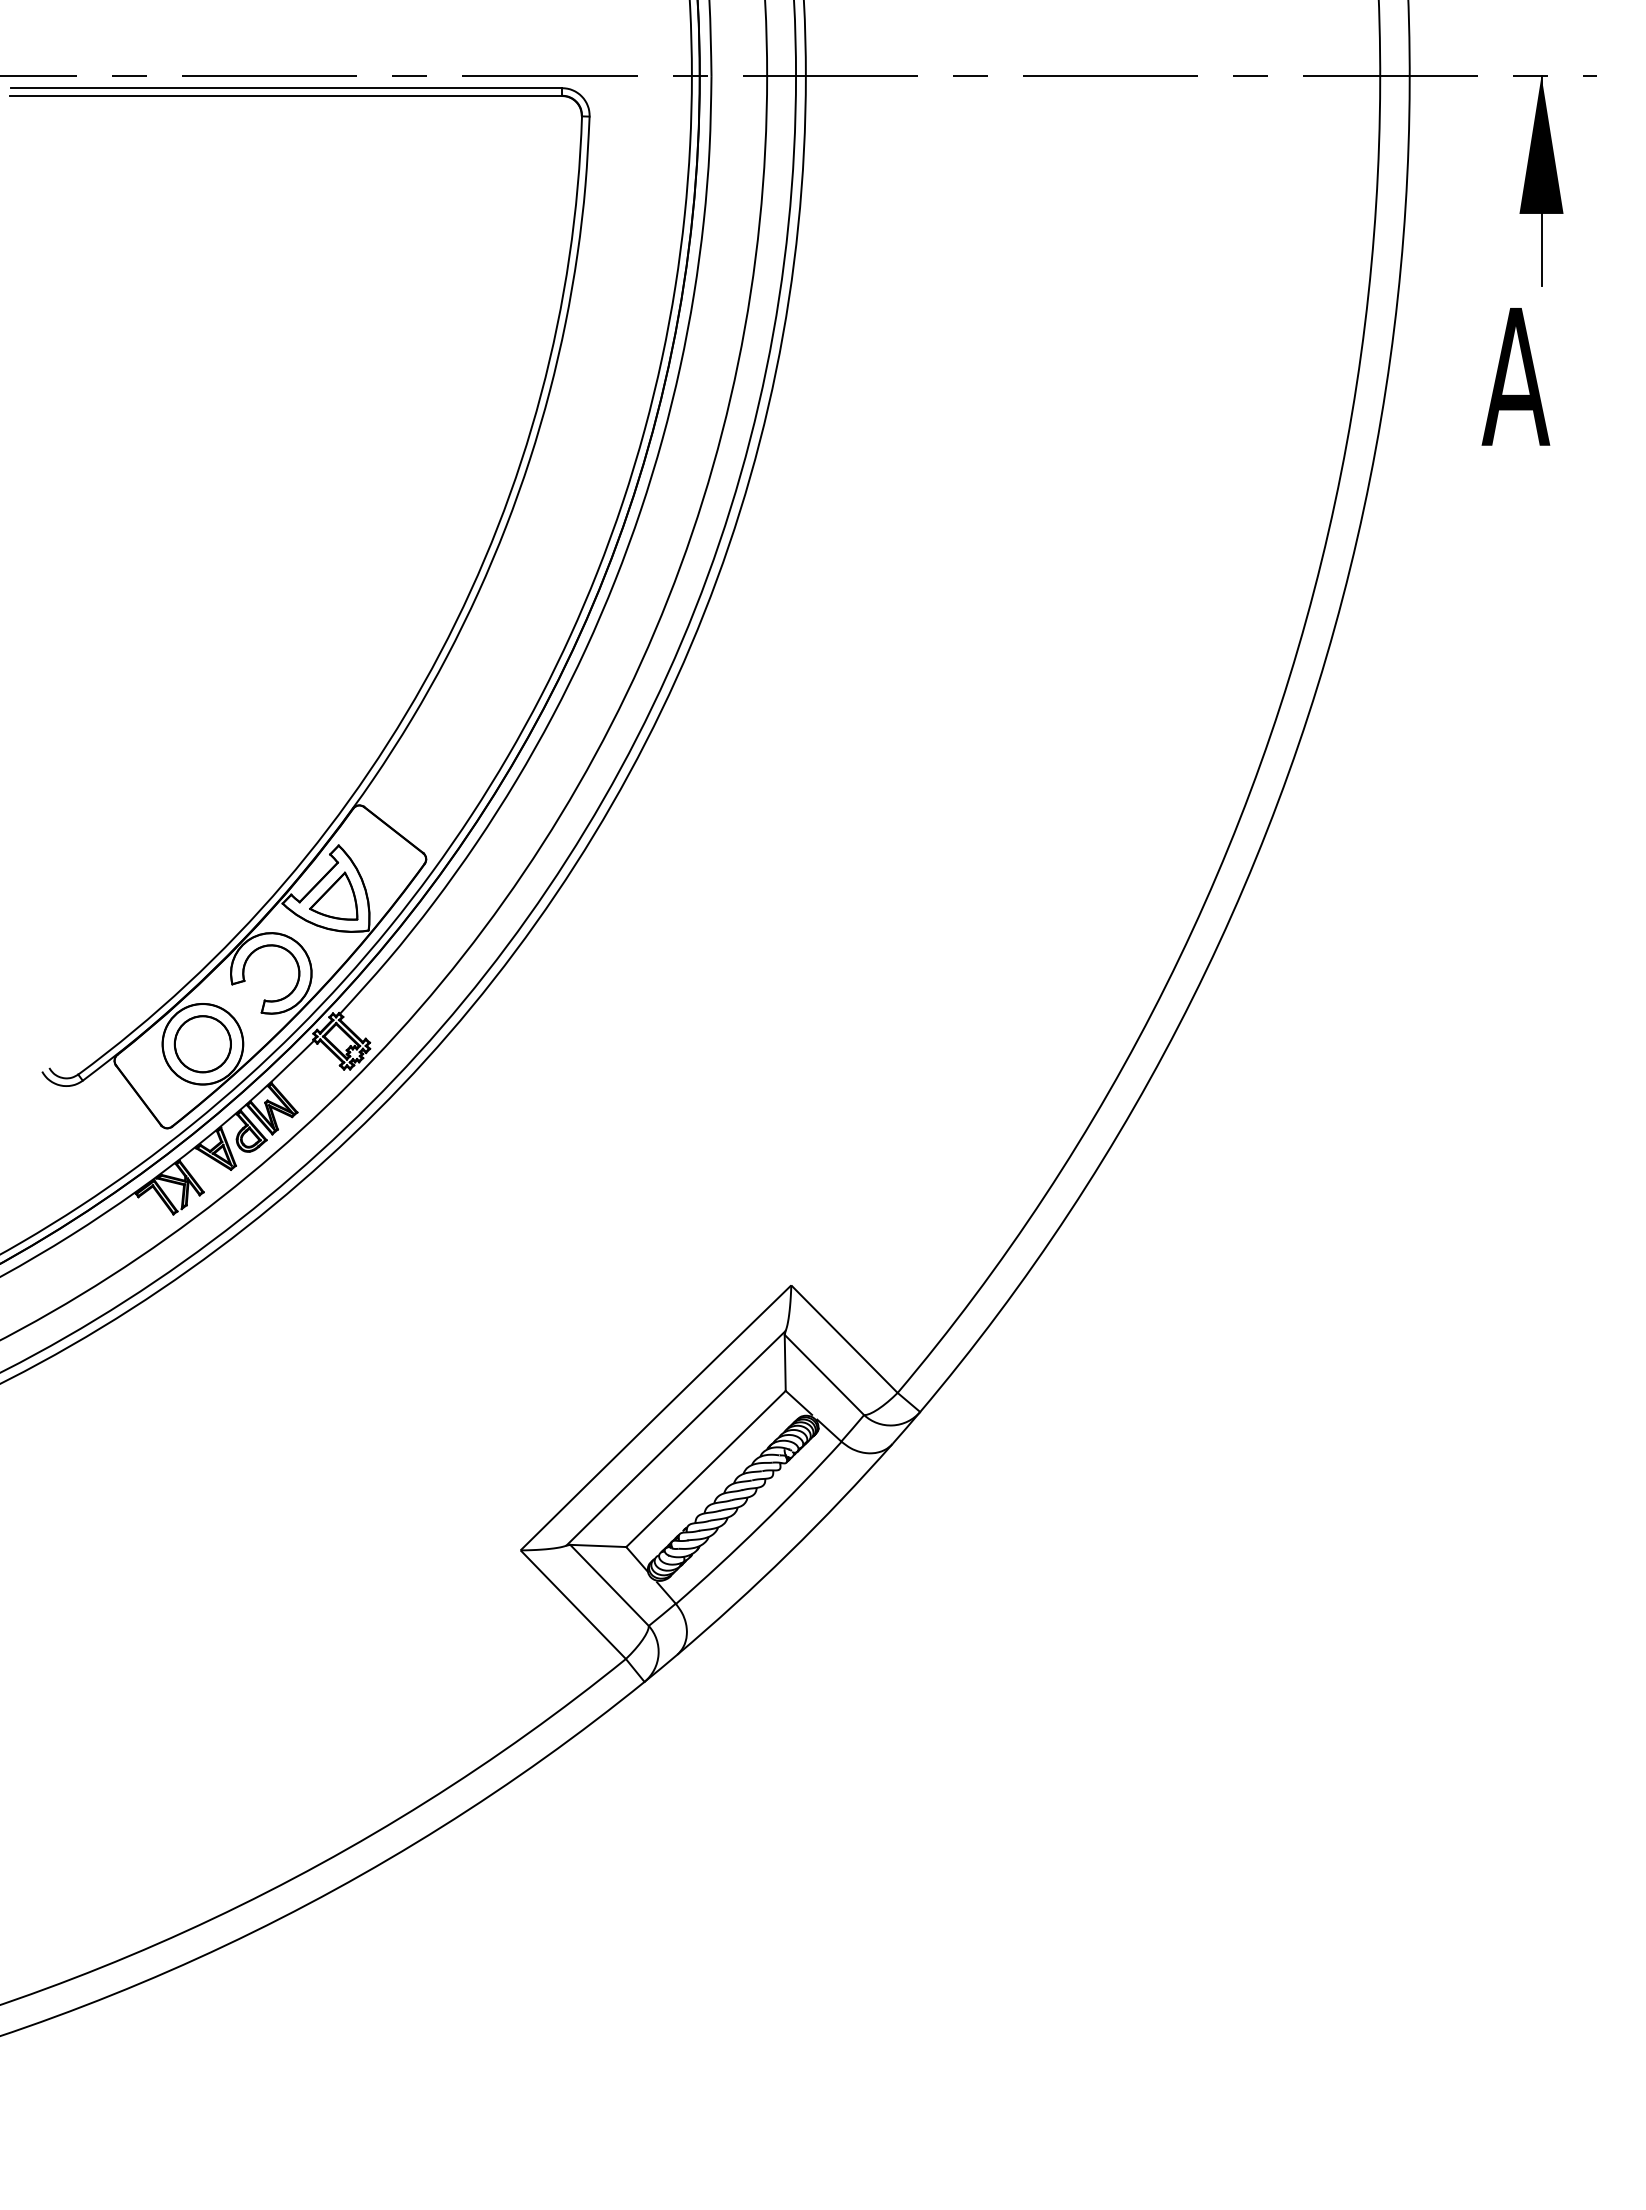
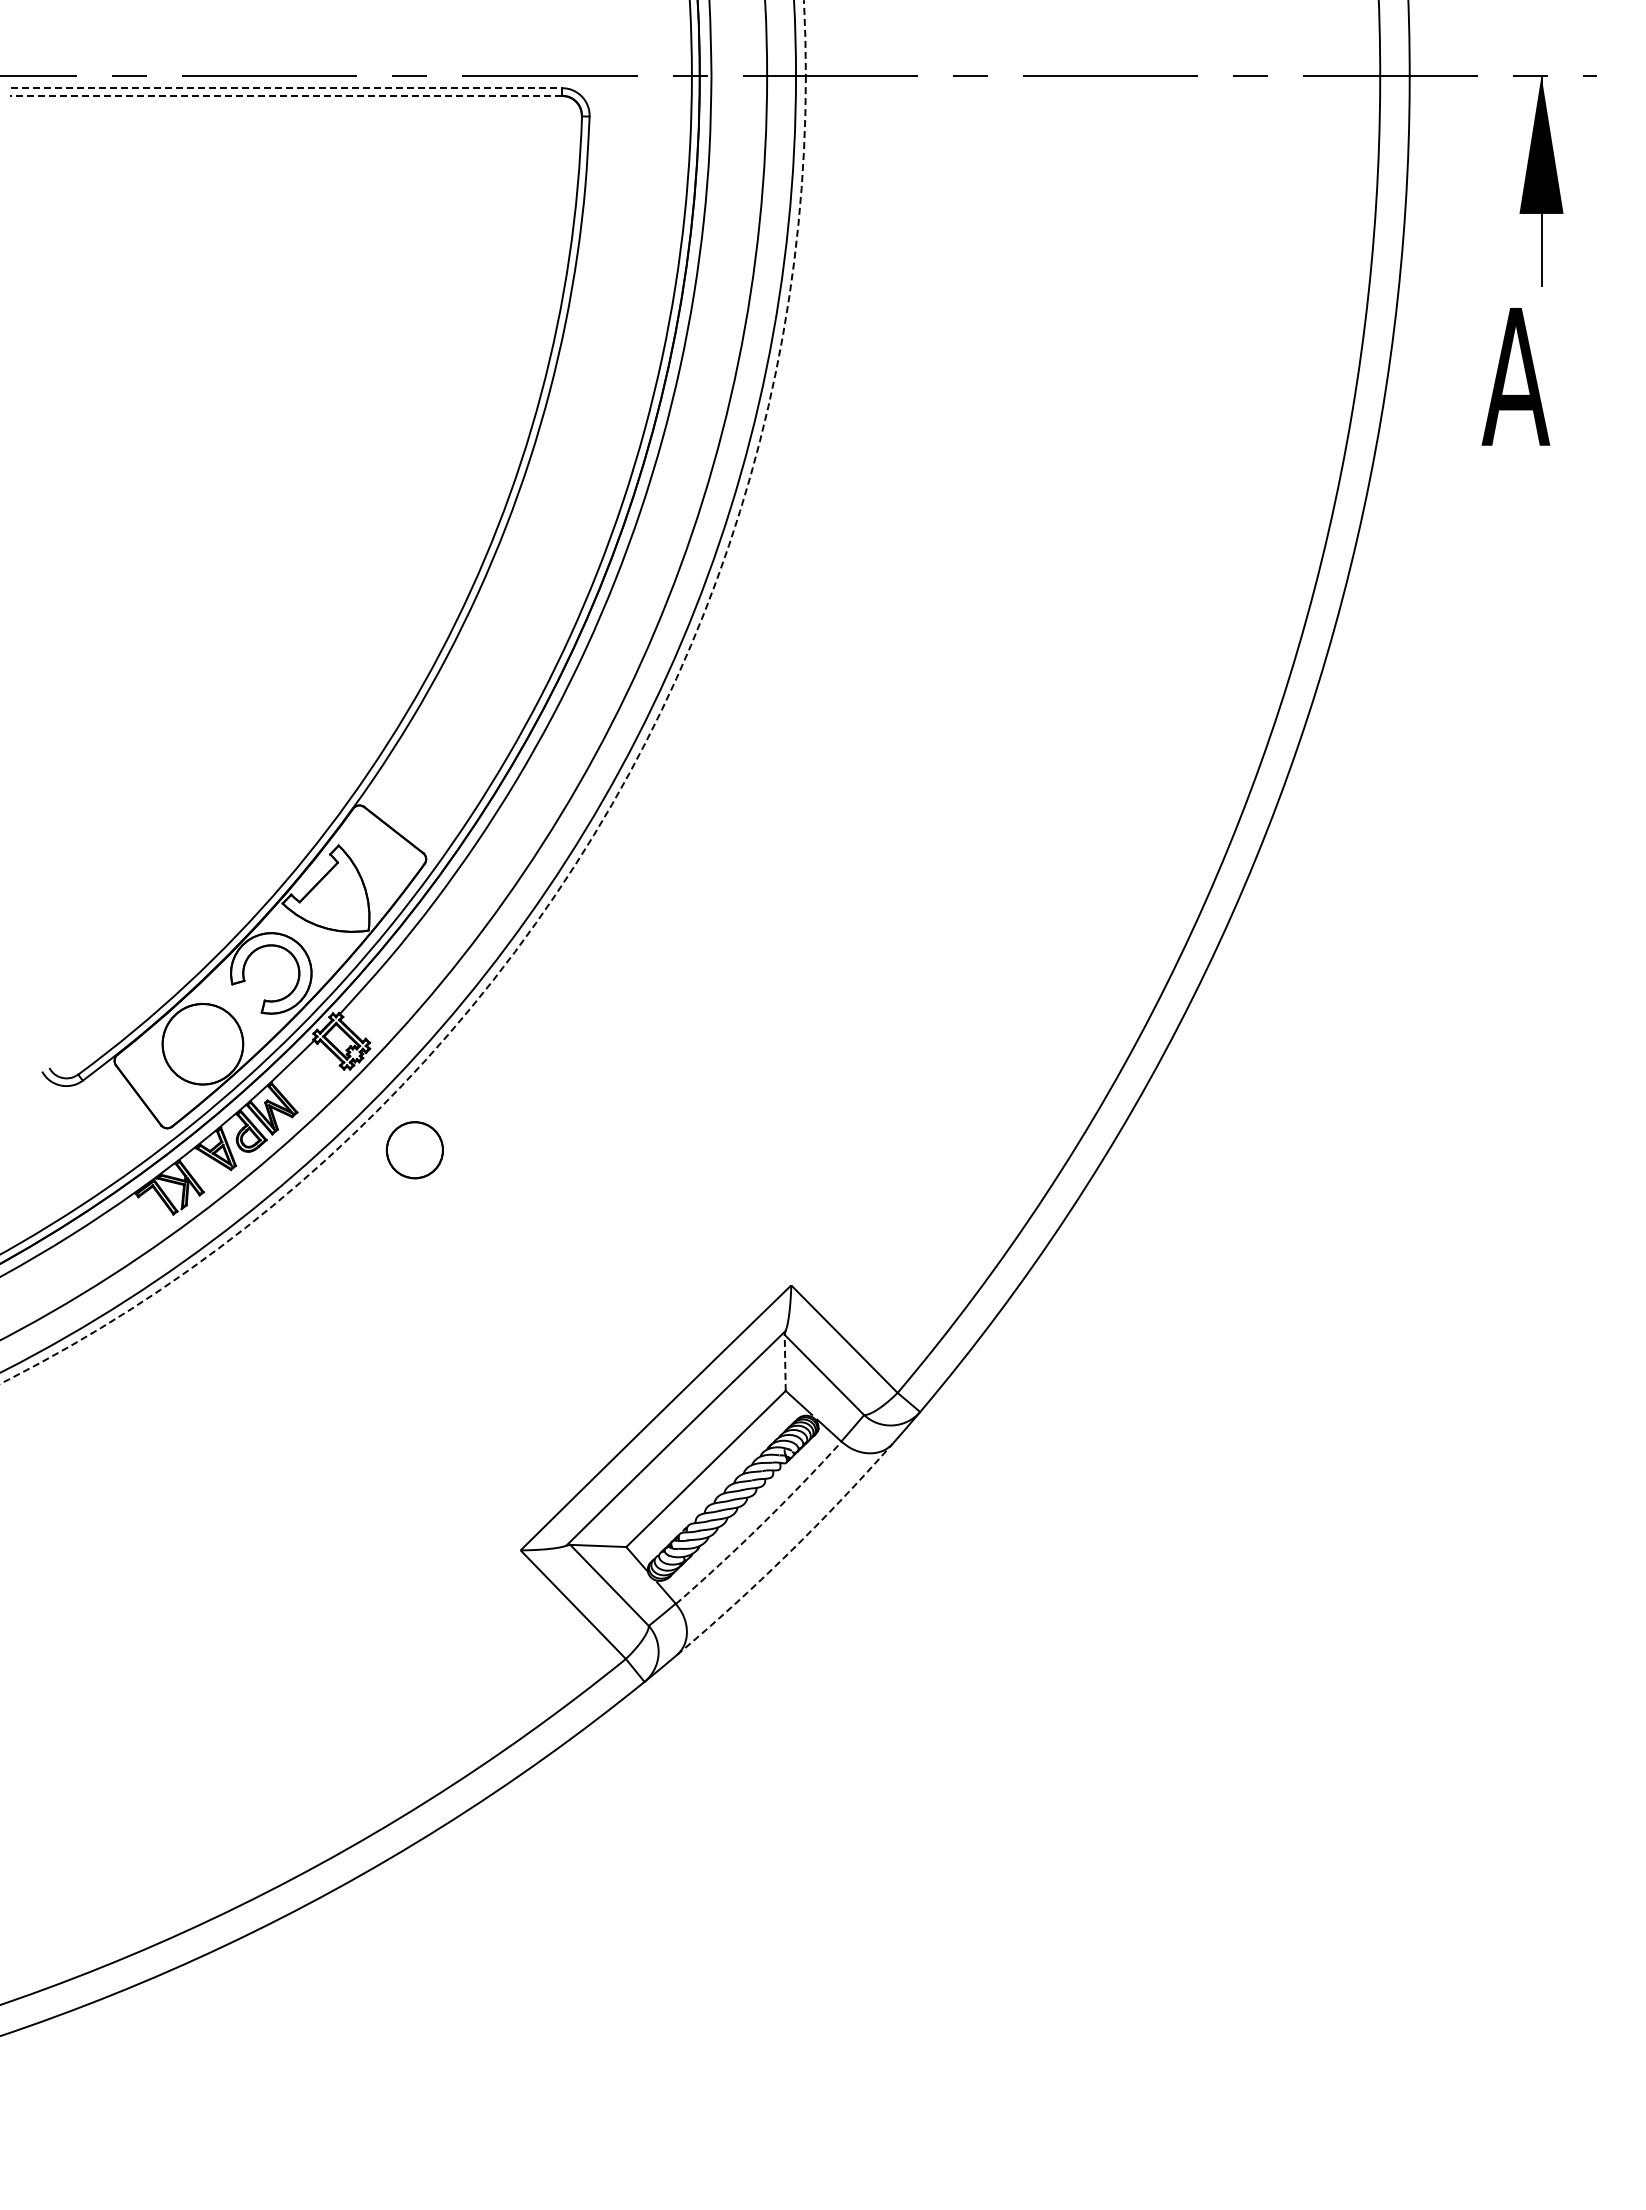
line: solid -> dashed (286, 88)
line: solid -> dashed (286, 95)
circle: solid -> dashed (402, 691)
part: present -> none (333, 895)
circle position: (202, 1044) -> (414, 1150) (414, 1150)
line: solid -> dashed (785, 1362)
arc: solid -> dashed (761, 1525)
arc: solid -> dashed (788, 1553)
